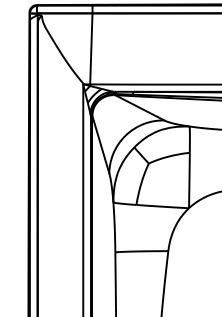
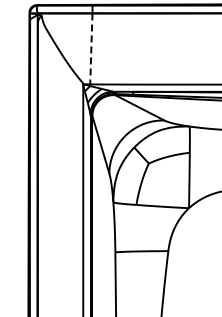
line: solid -> dashed (91, 49)
